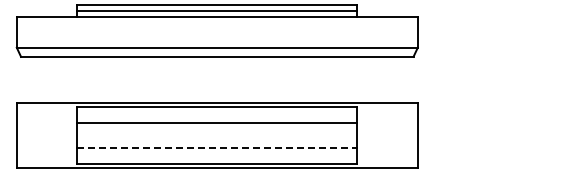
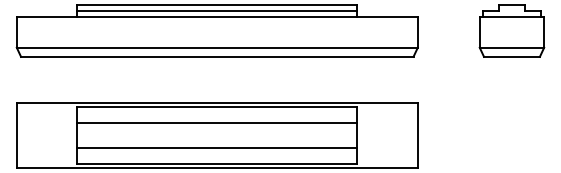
part: none -> present (511, 30)
line: dashed -> solid (217, 148)
